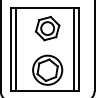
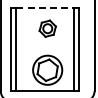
line: solid -> dashed (45, 7)
part size: 26x26 px -> 19x19 px (47, 28)
